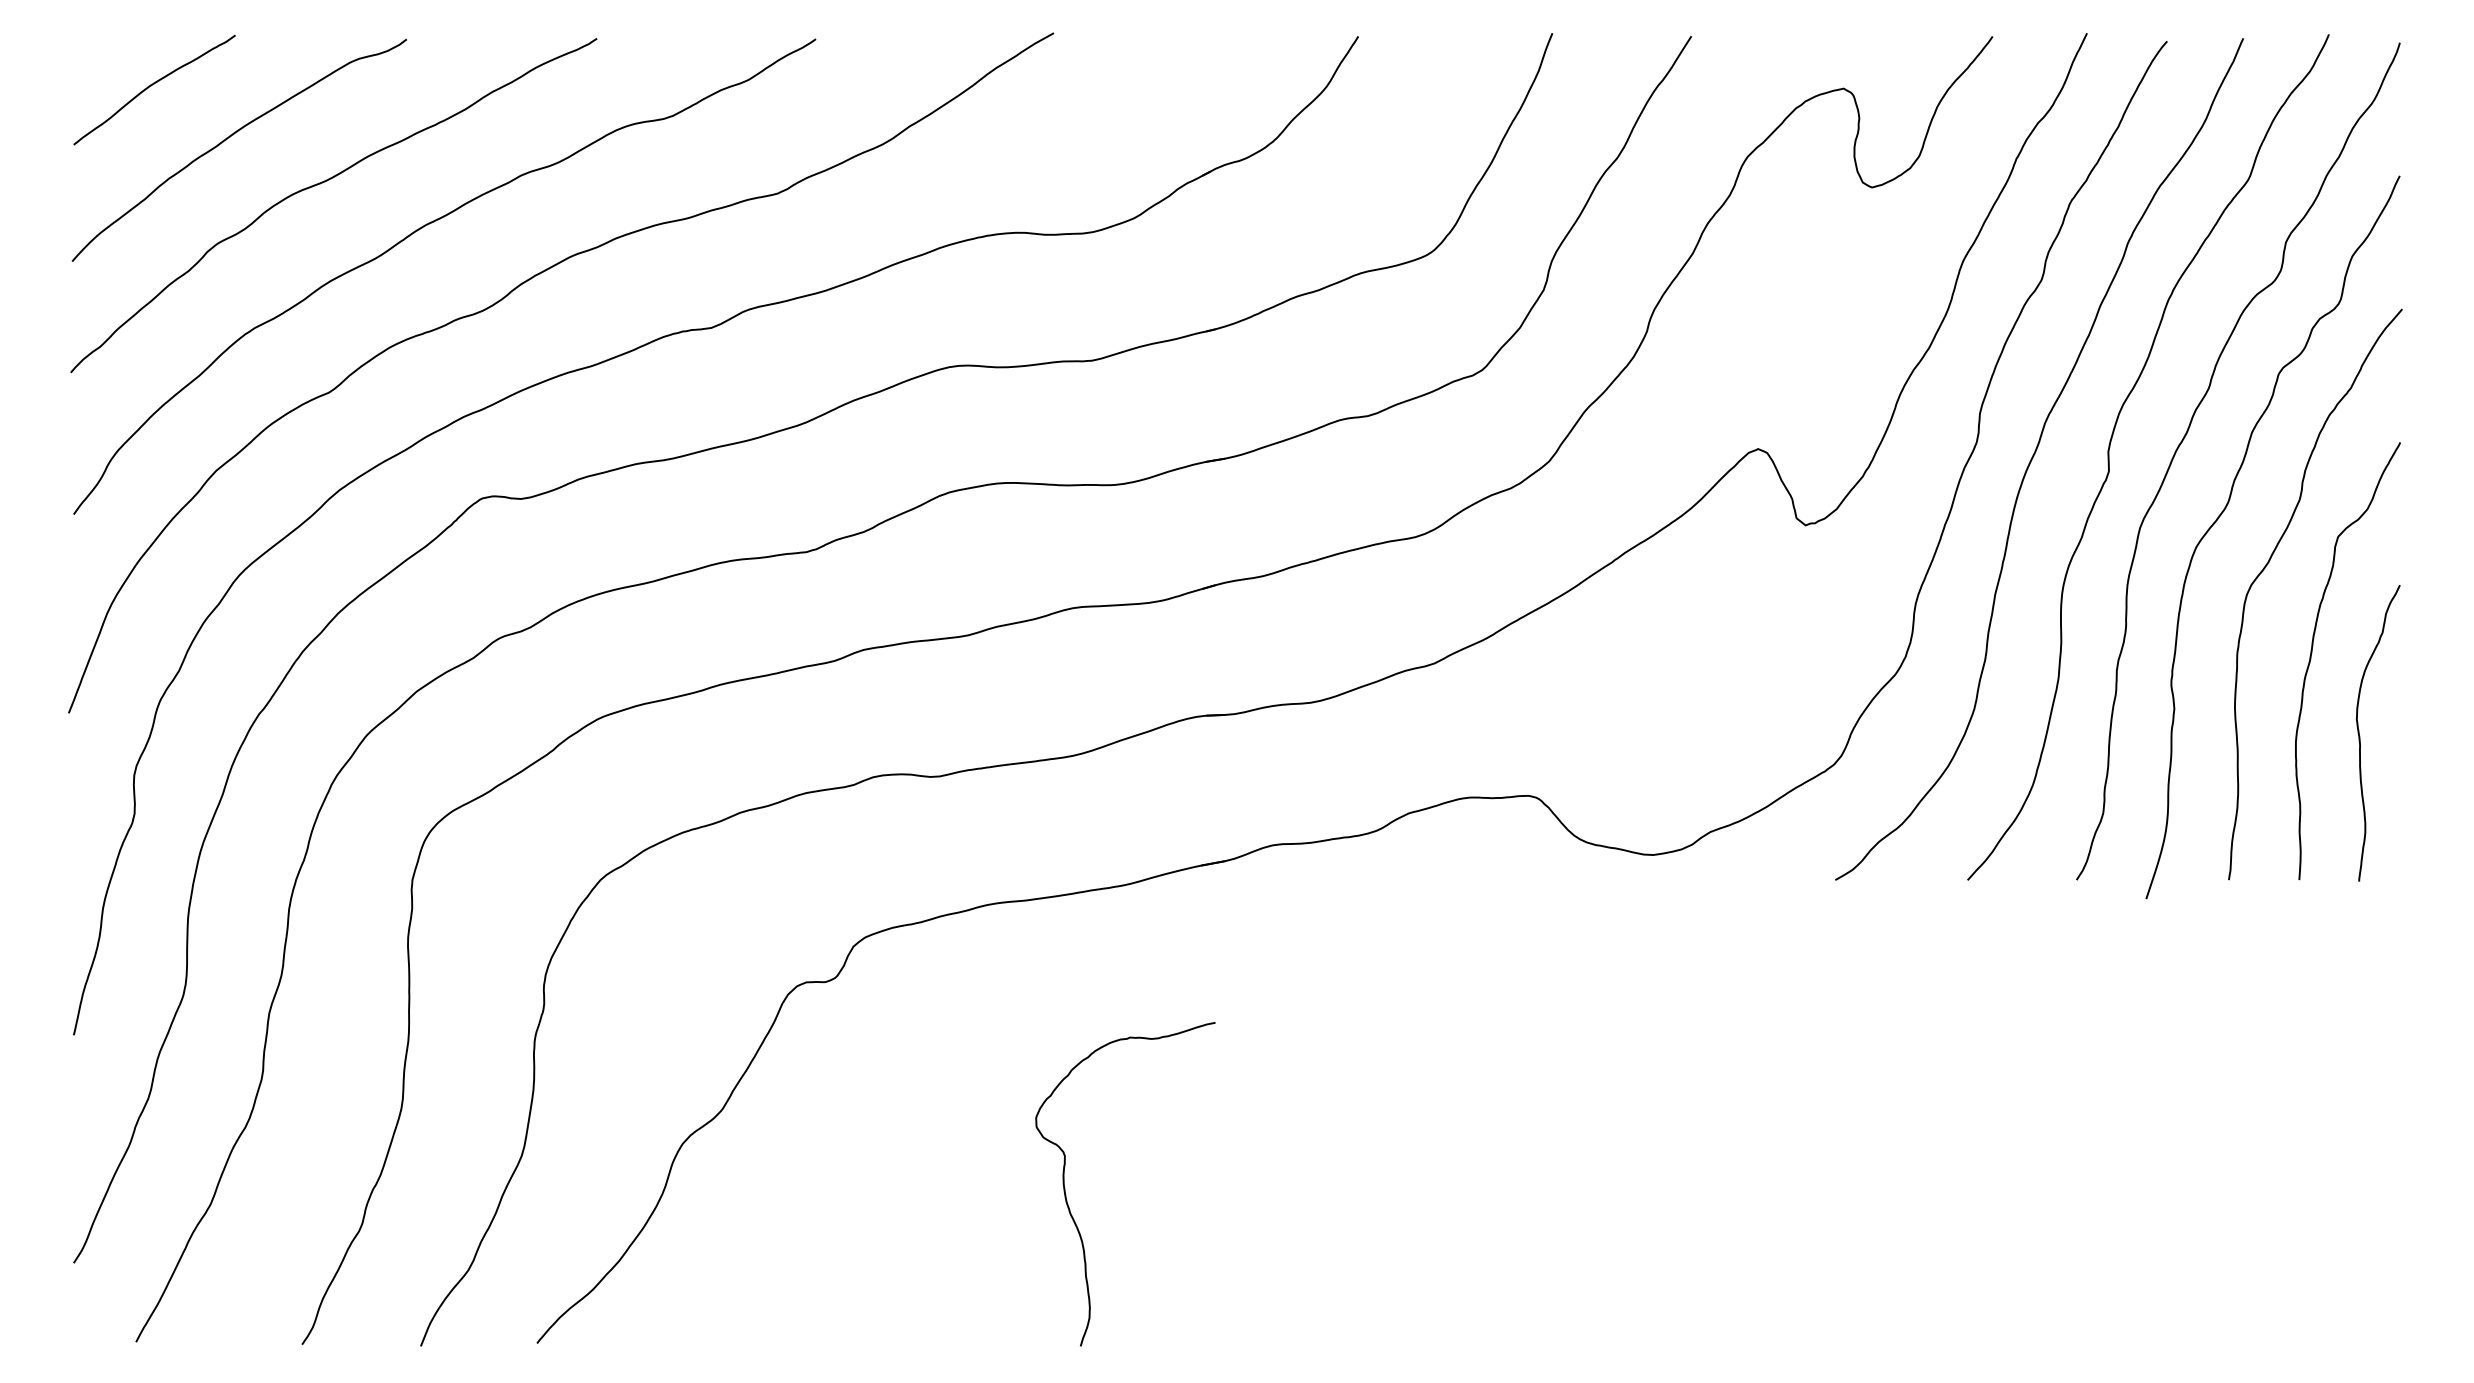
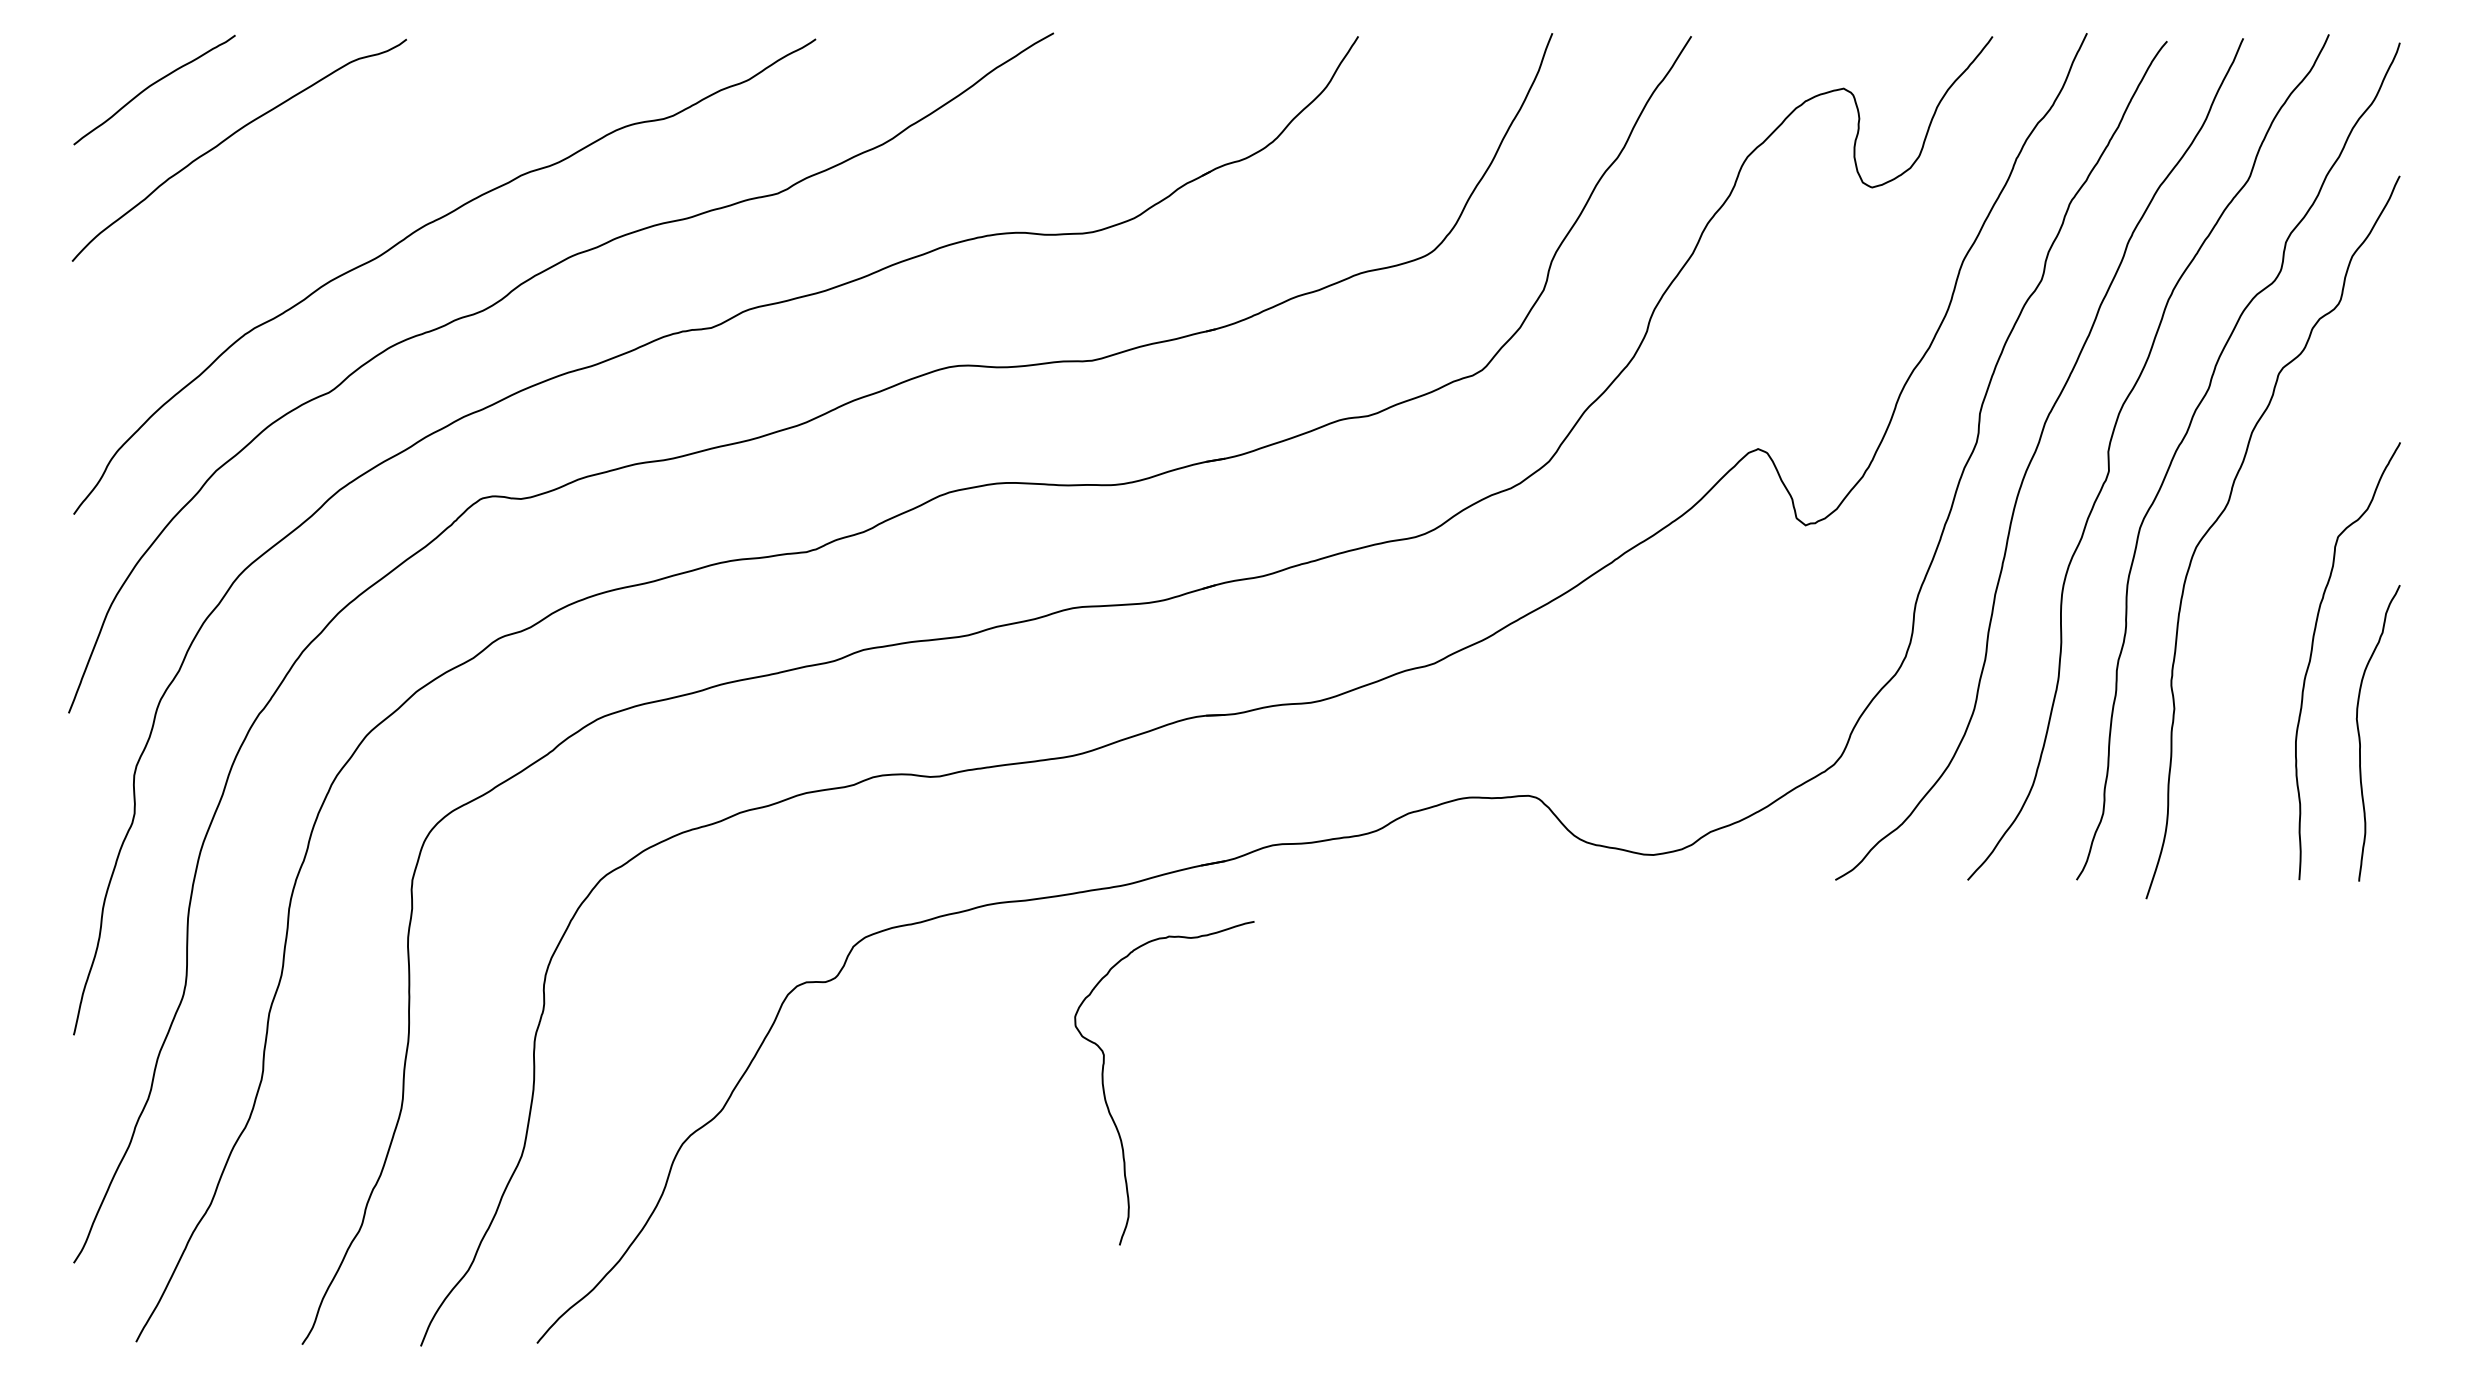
curve: present -> none (325, 182)
curve: present -> none (2268, 564)
curve position: (1066, 1194) -> (1105, 1093) (1105, 1093)
